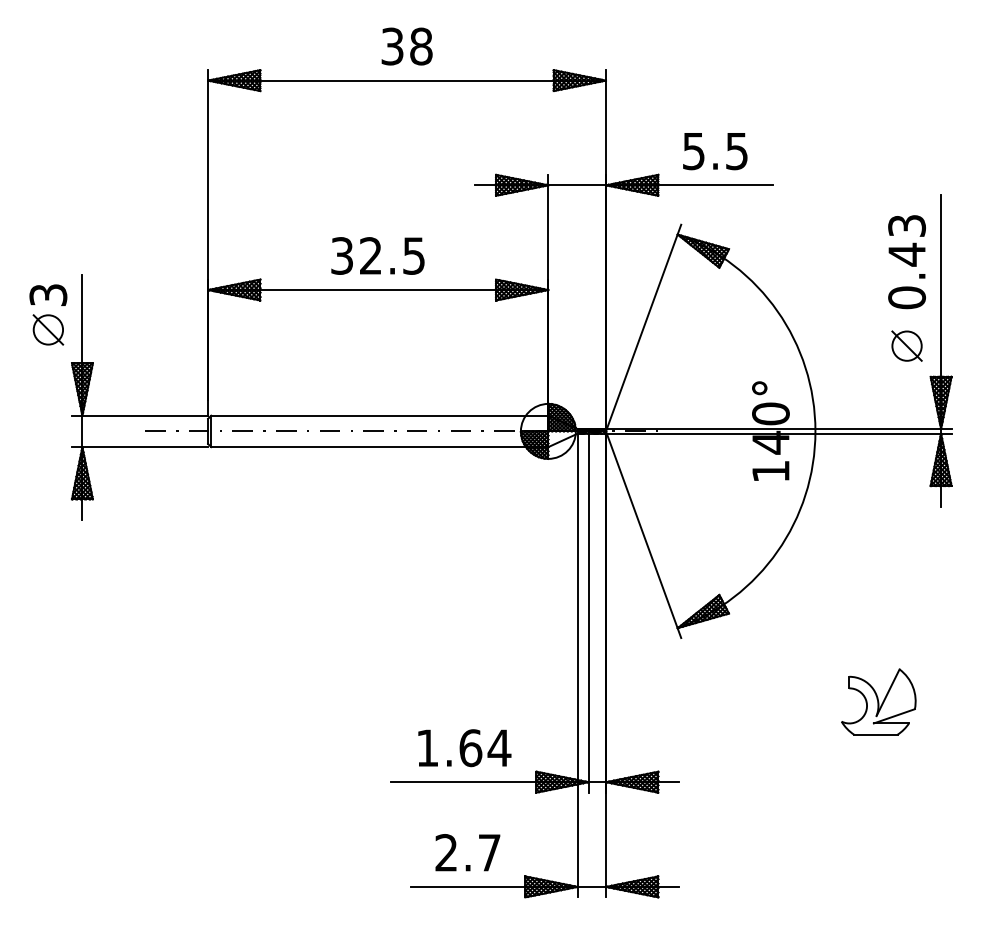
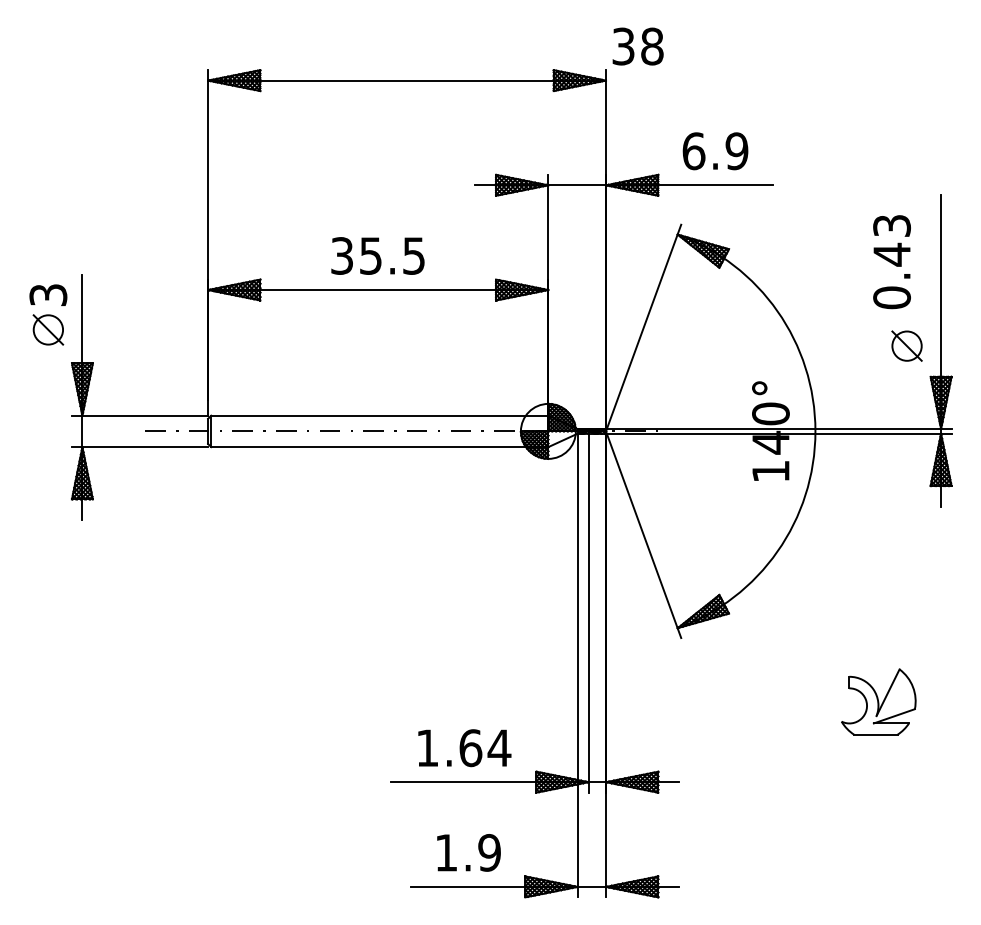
text position: (406, 46) -> (637, 46) (637, 46)
text: 5.5 -> 6.9 (715, 151)
text: 32.5 -> 35.5 (370, 255)
text position: (906, 262) -> (891, 262) (891, 262)
text: 2.7 -> 1.9 (467, 852)
